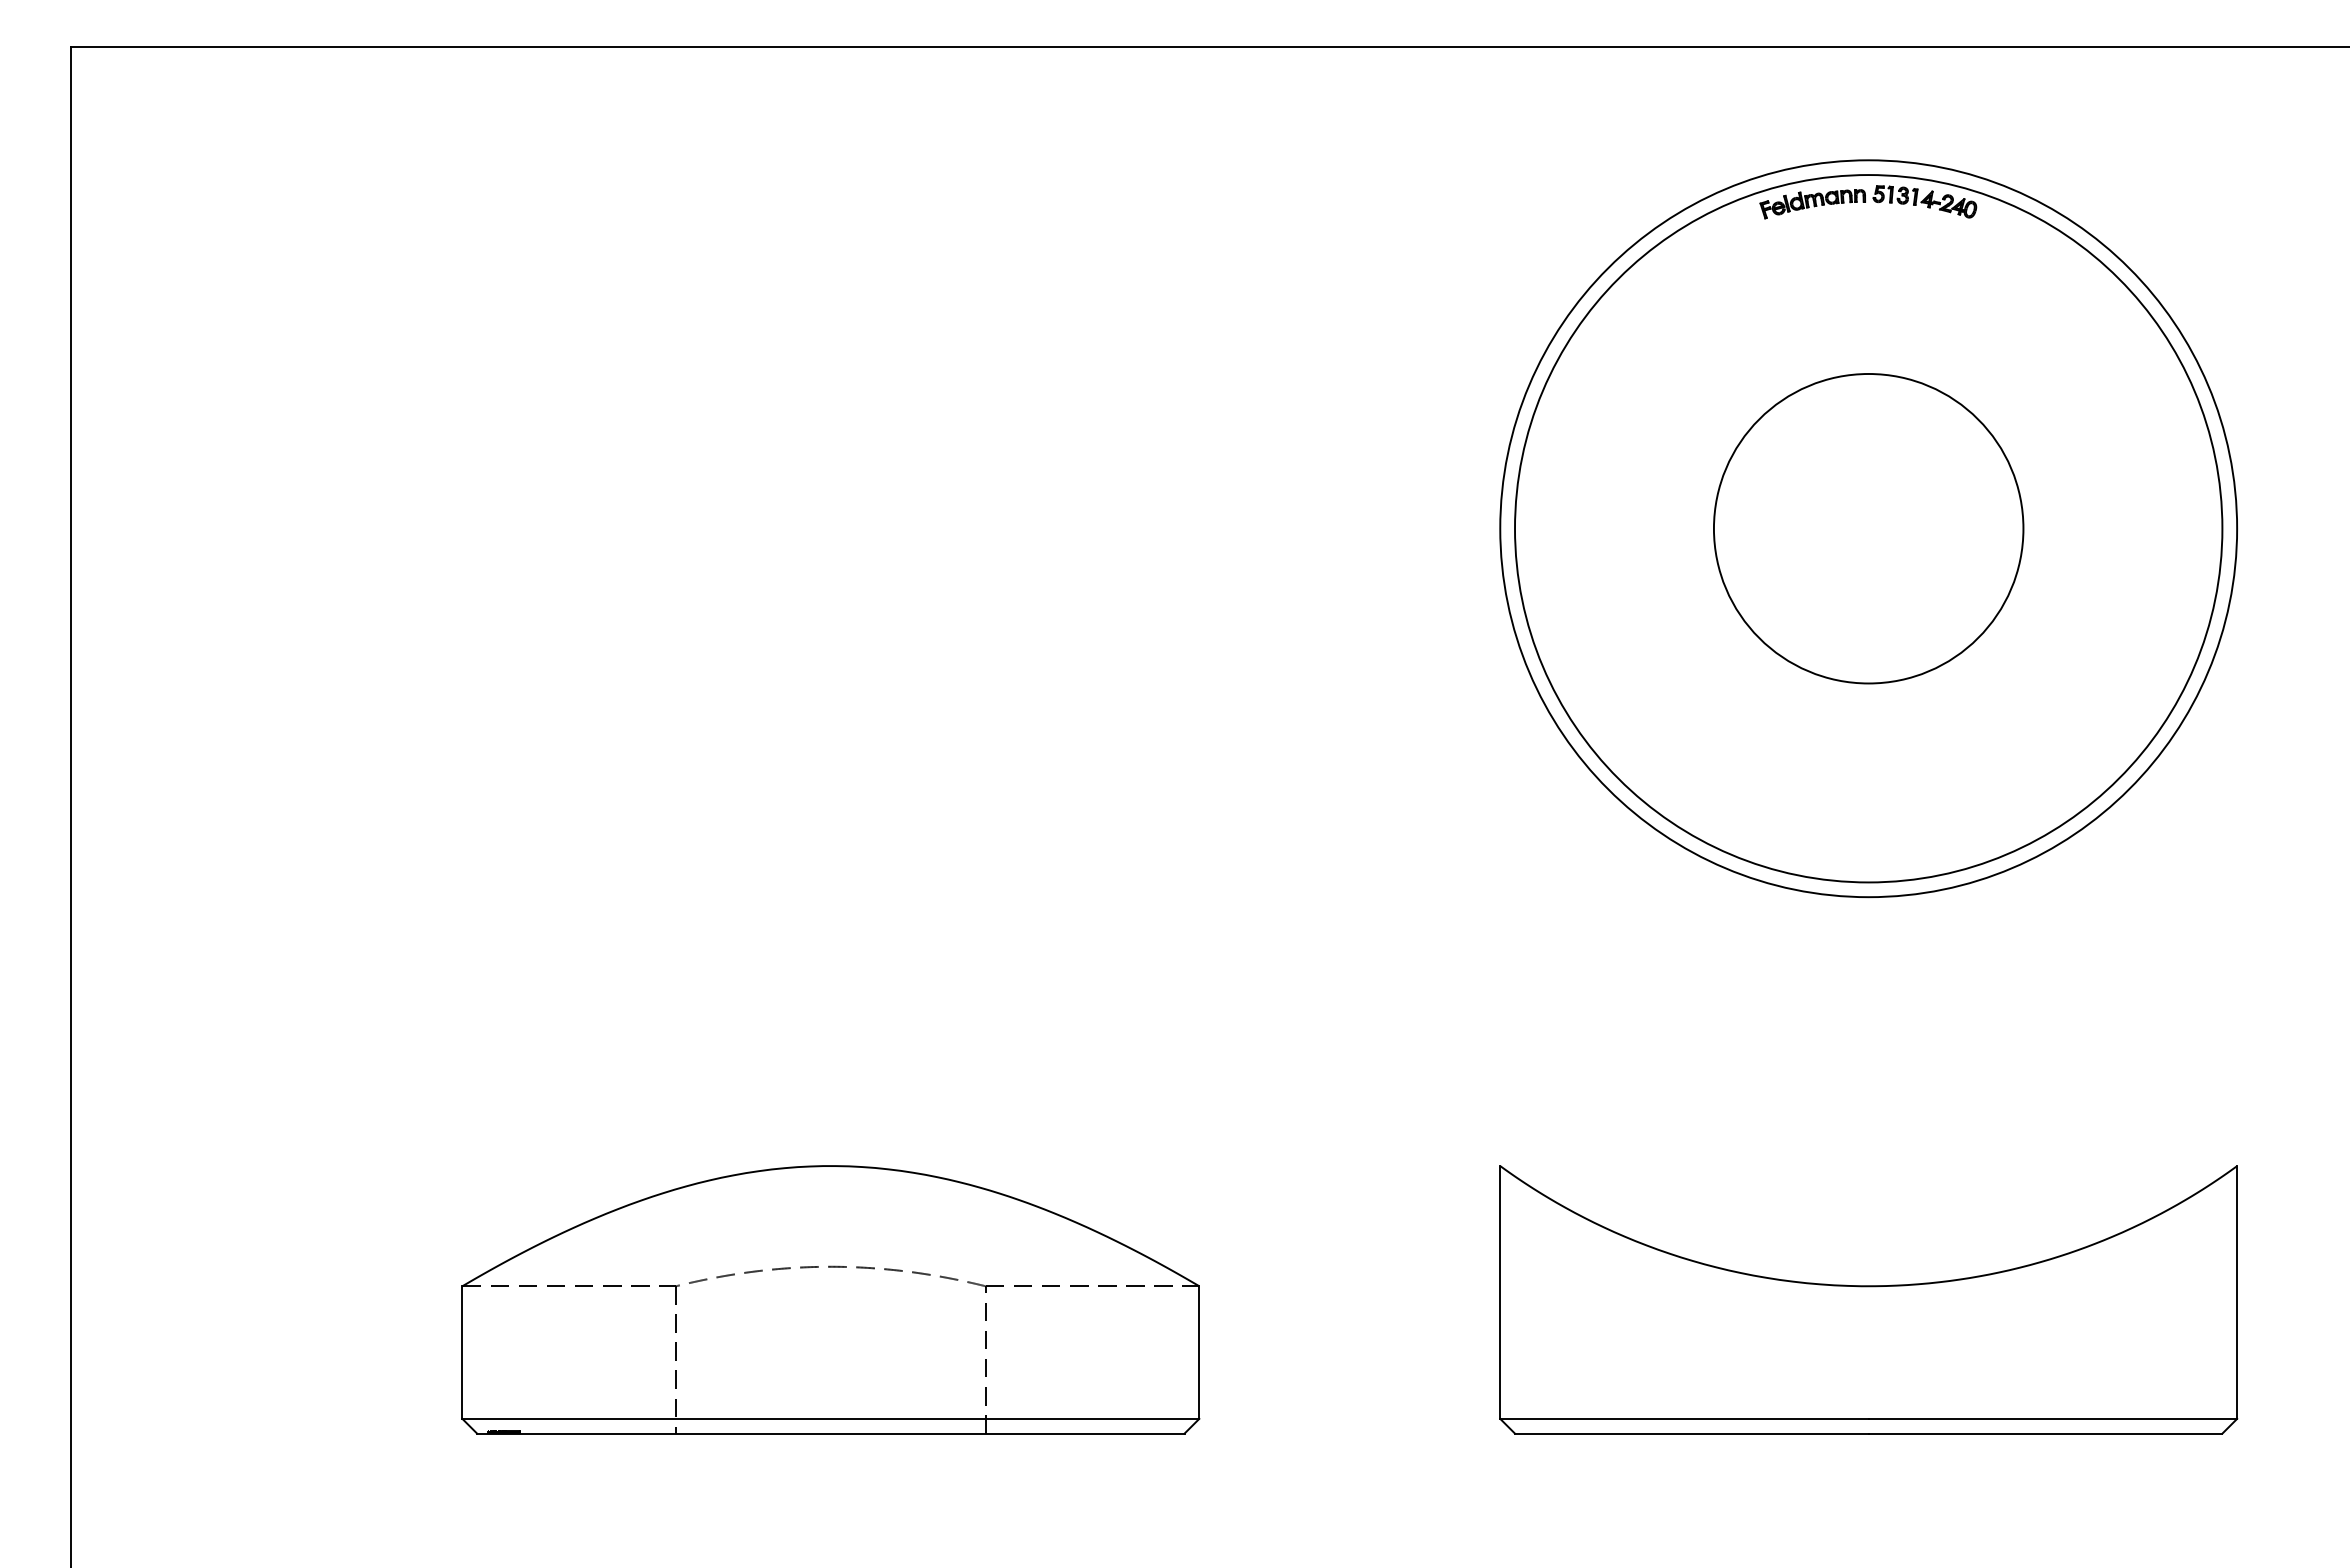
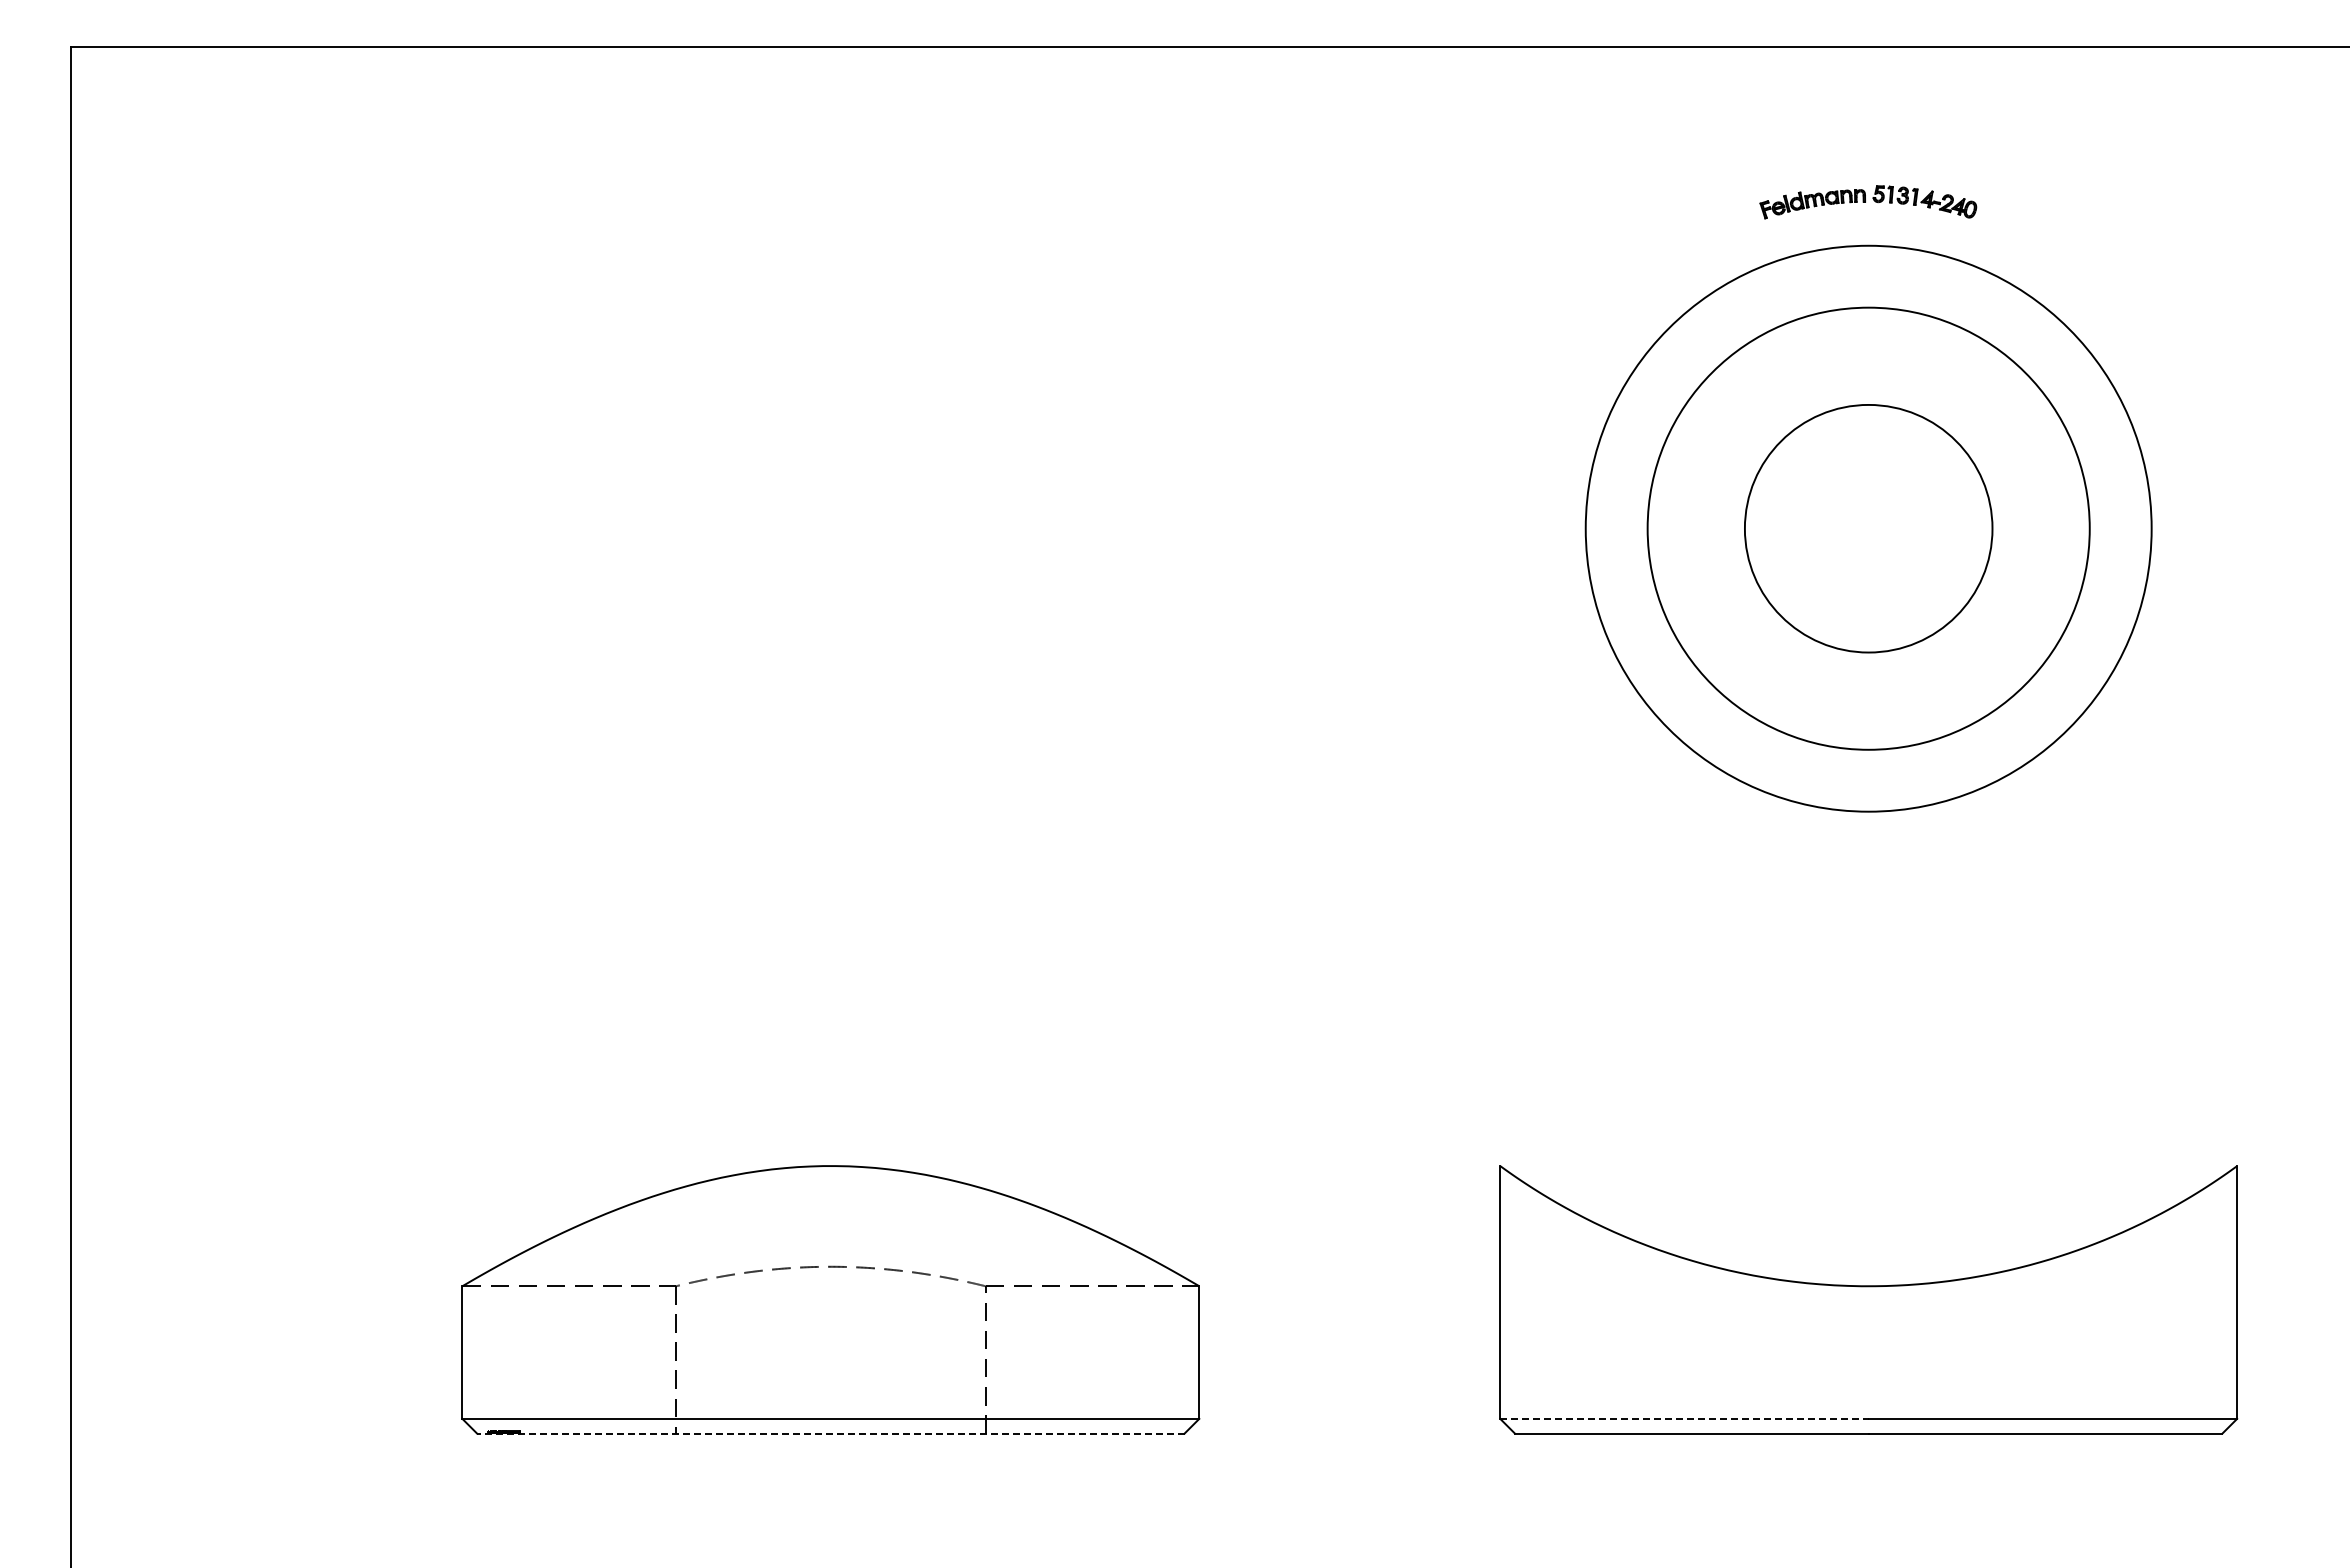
circle diameter: 309 px -> 248 px (1868, 528)
circle diameter: 707 px -> 566 px (1868, 528)
circle diameter: 737 px -> 442 px (1868, 528)
line: solid -> dashed (1684, 1418)
line: solid -> dashed (830, 1433)
